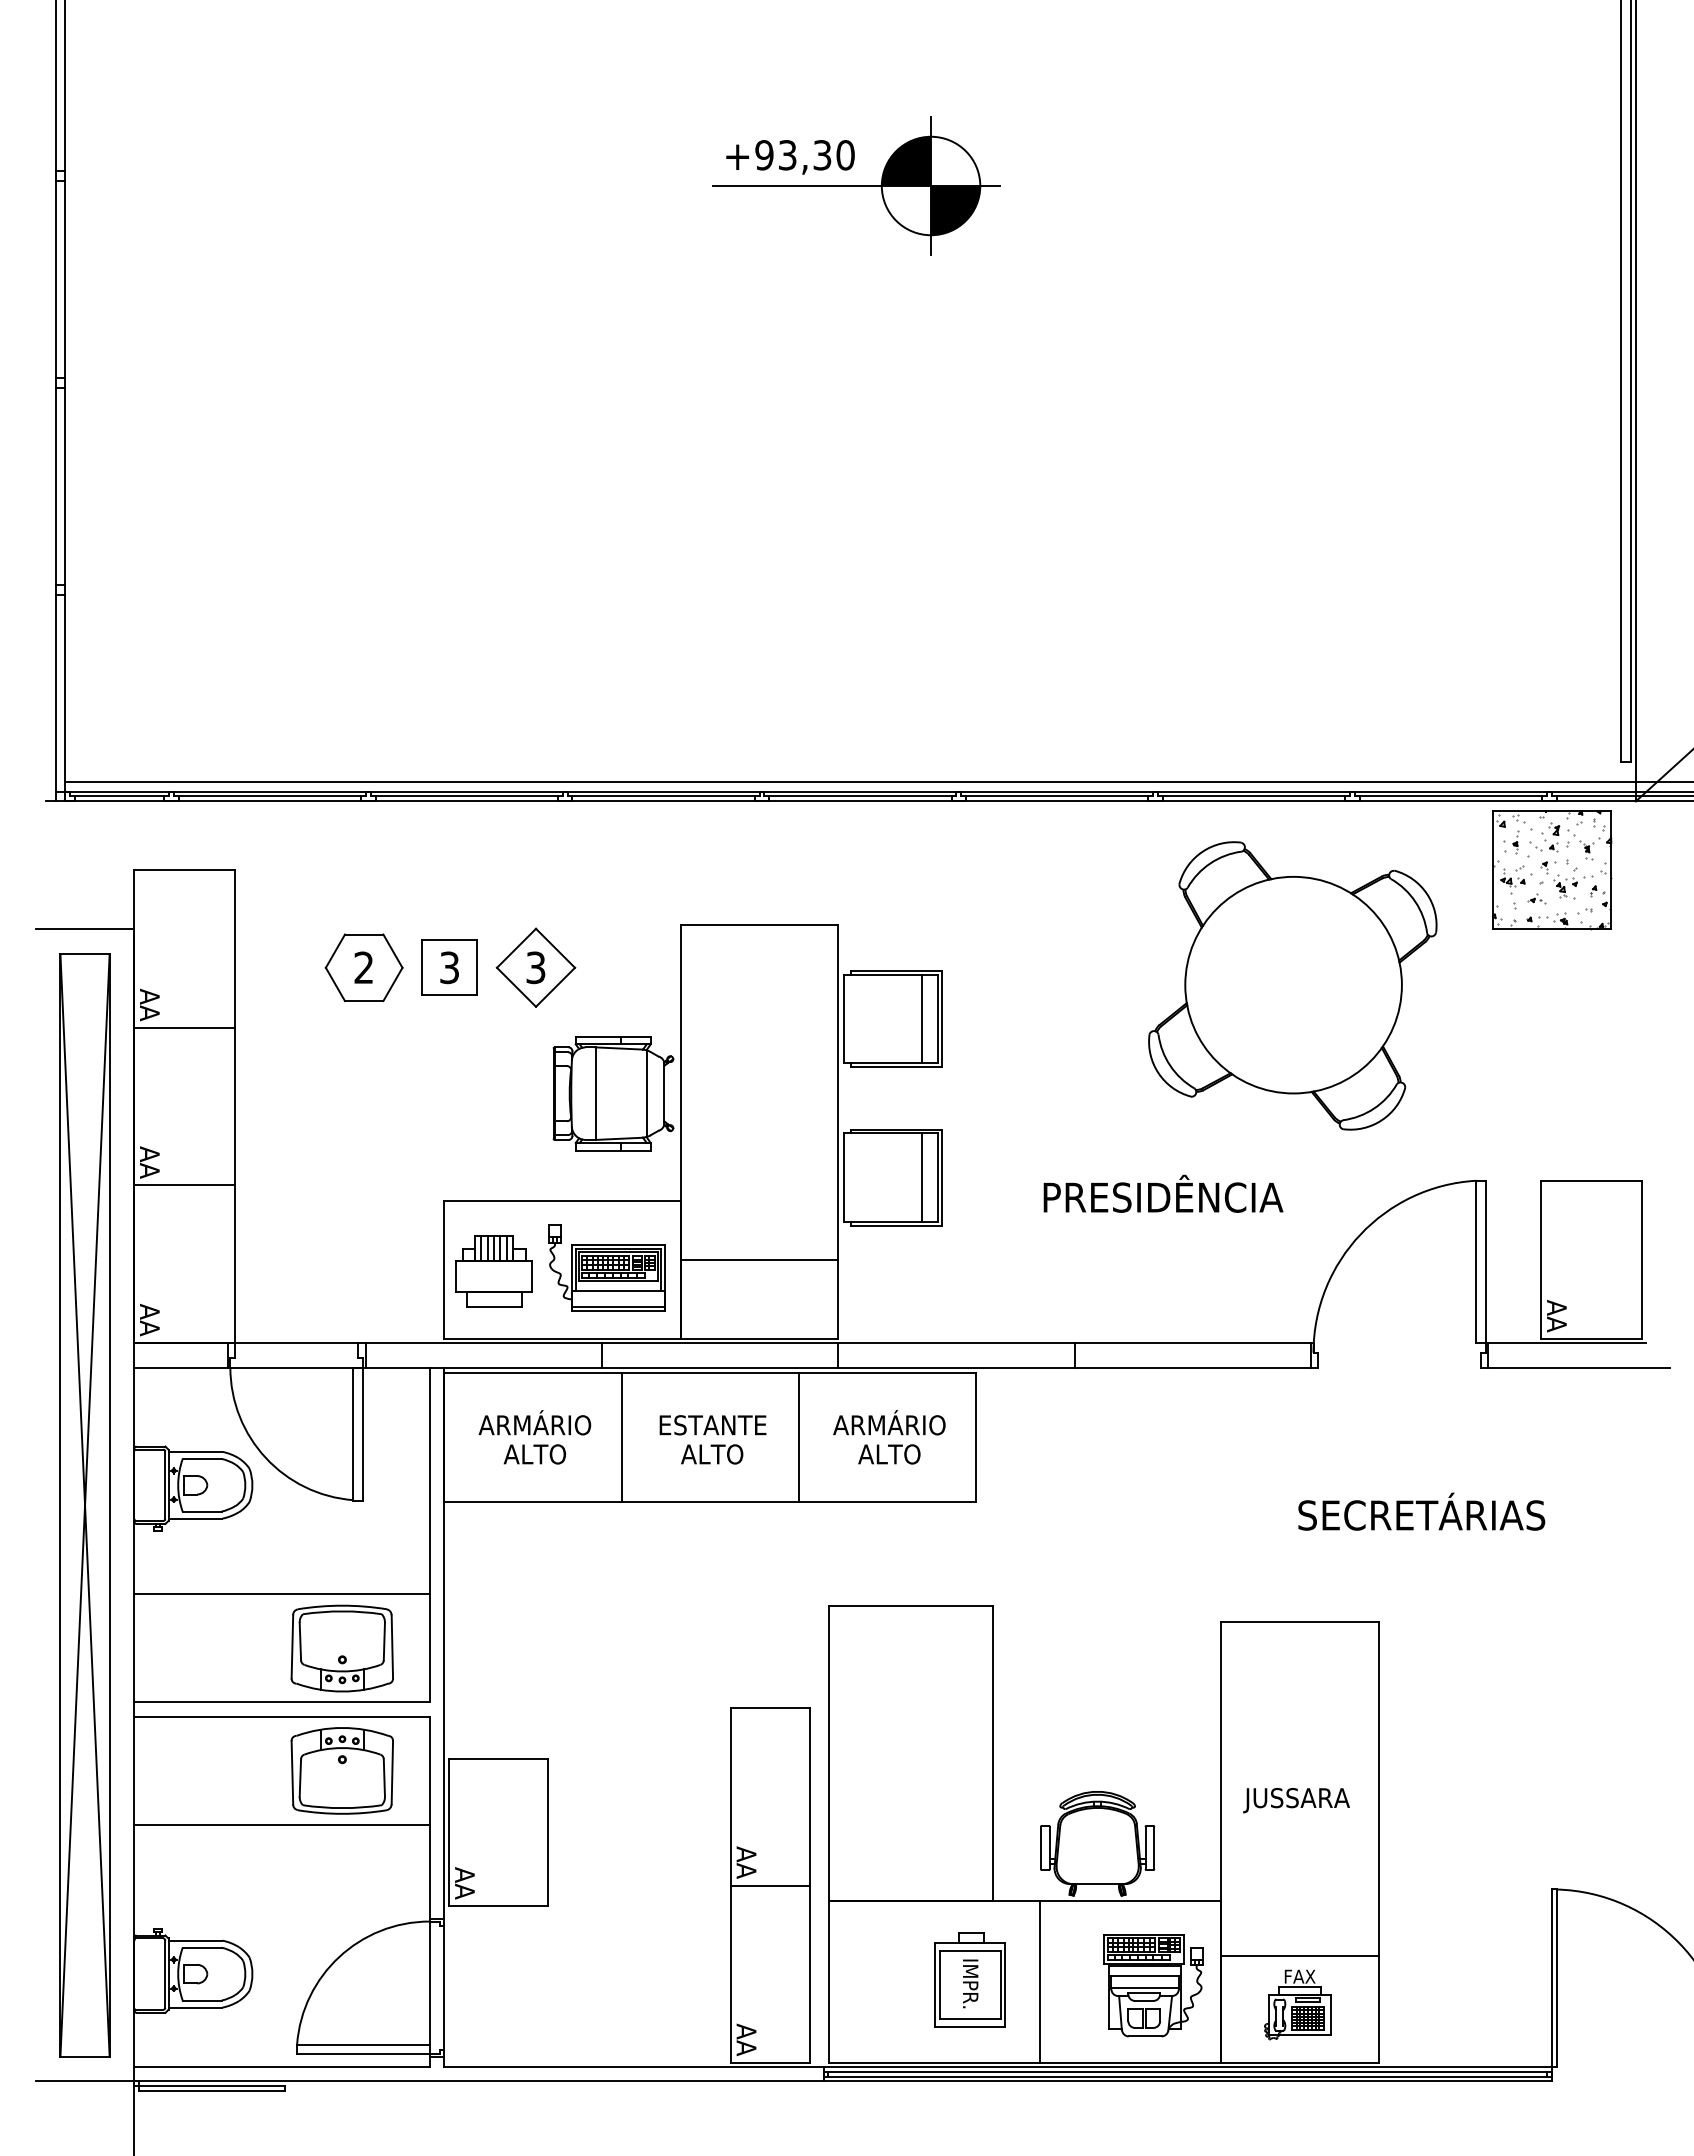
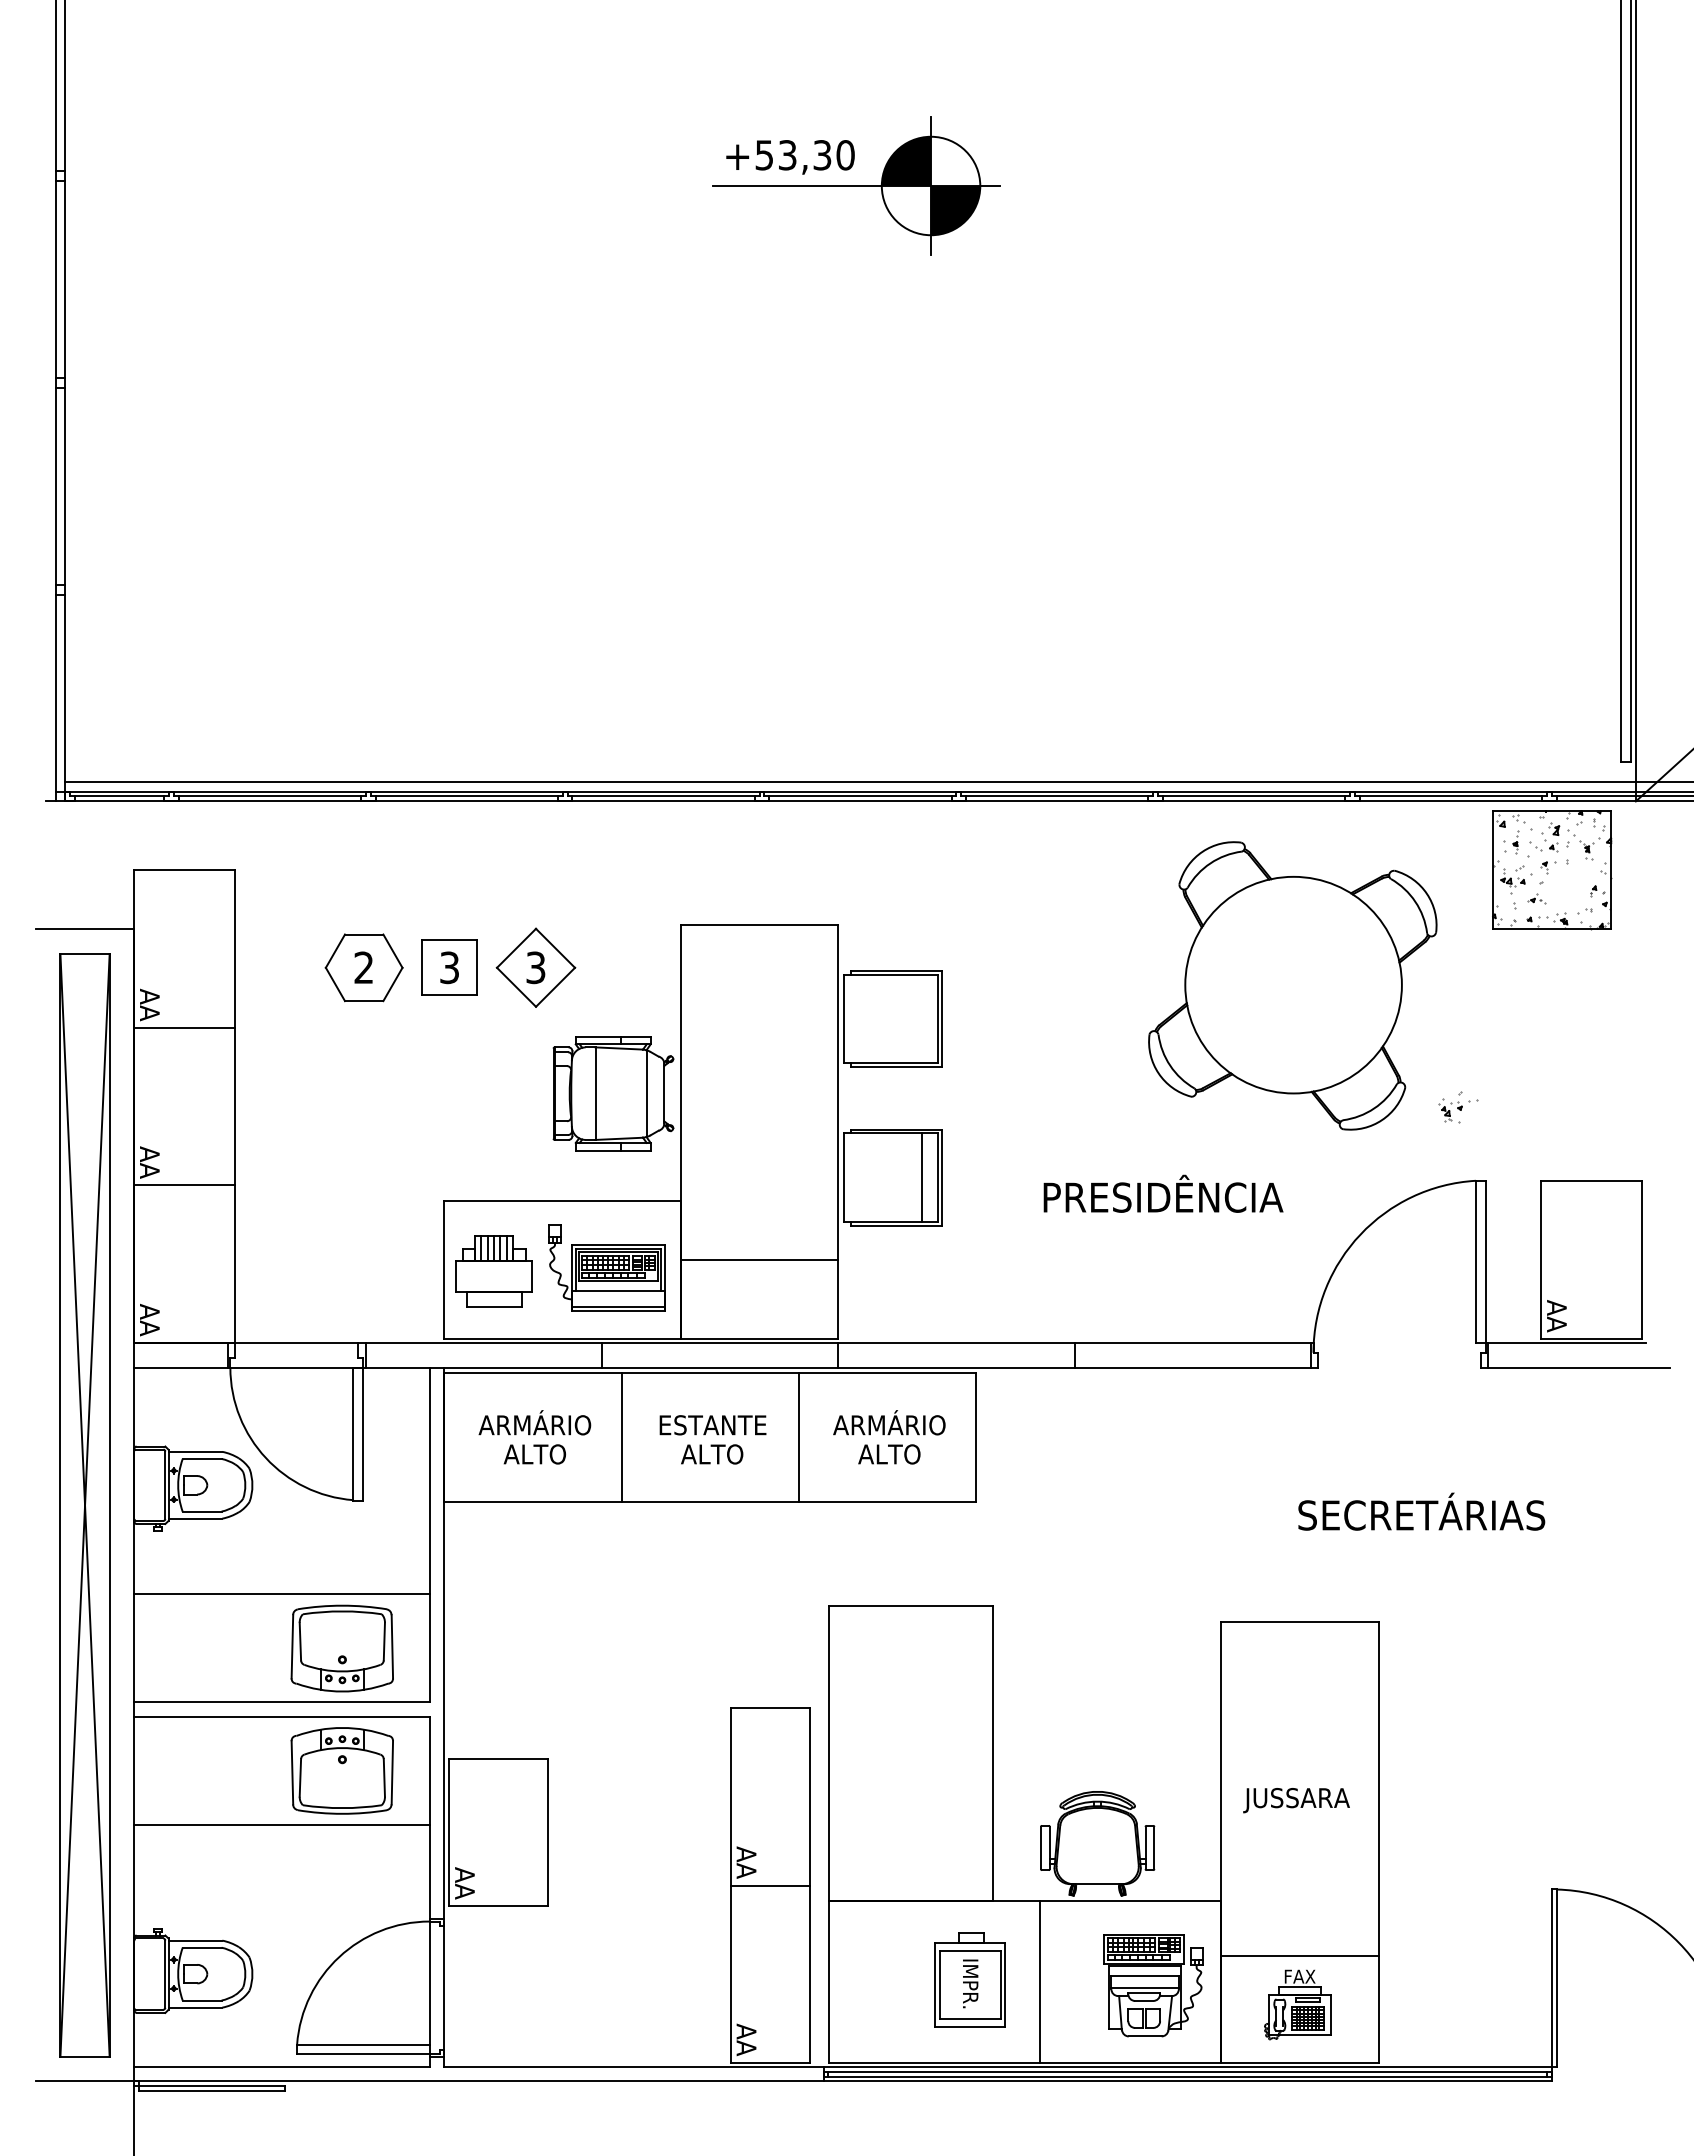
text: +93,30 -> +53,30 (764, 155)
part position: (1573, 883) -> (1458, 1107) (1458, 1107)
line: present -> none (921, 1018)
